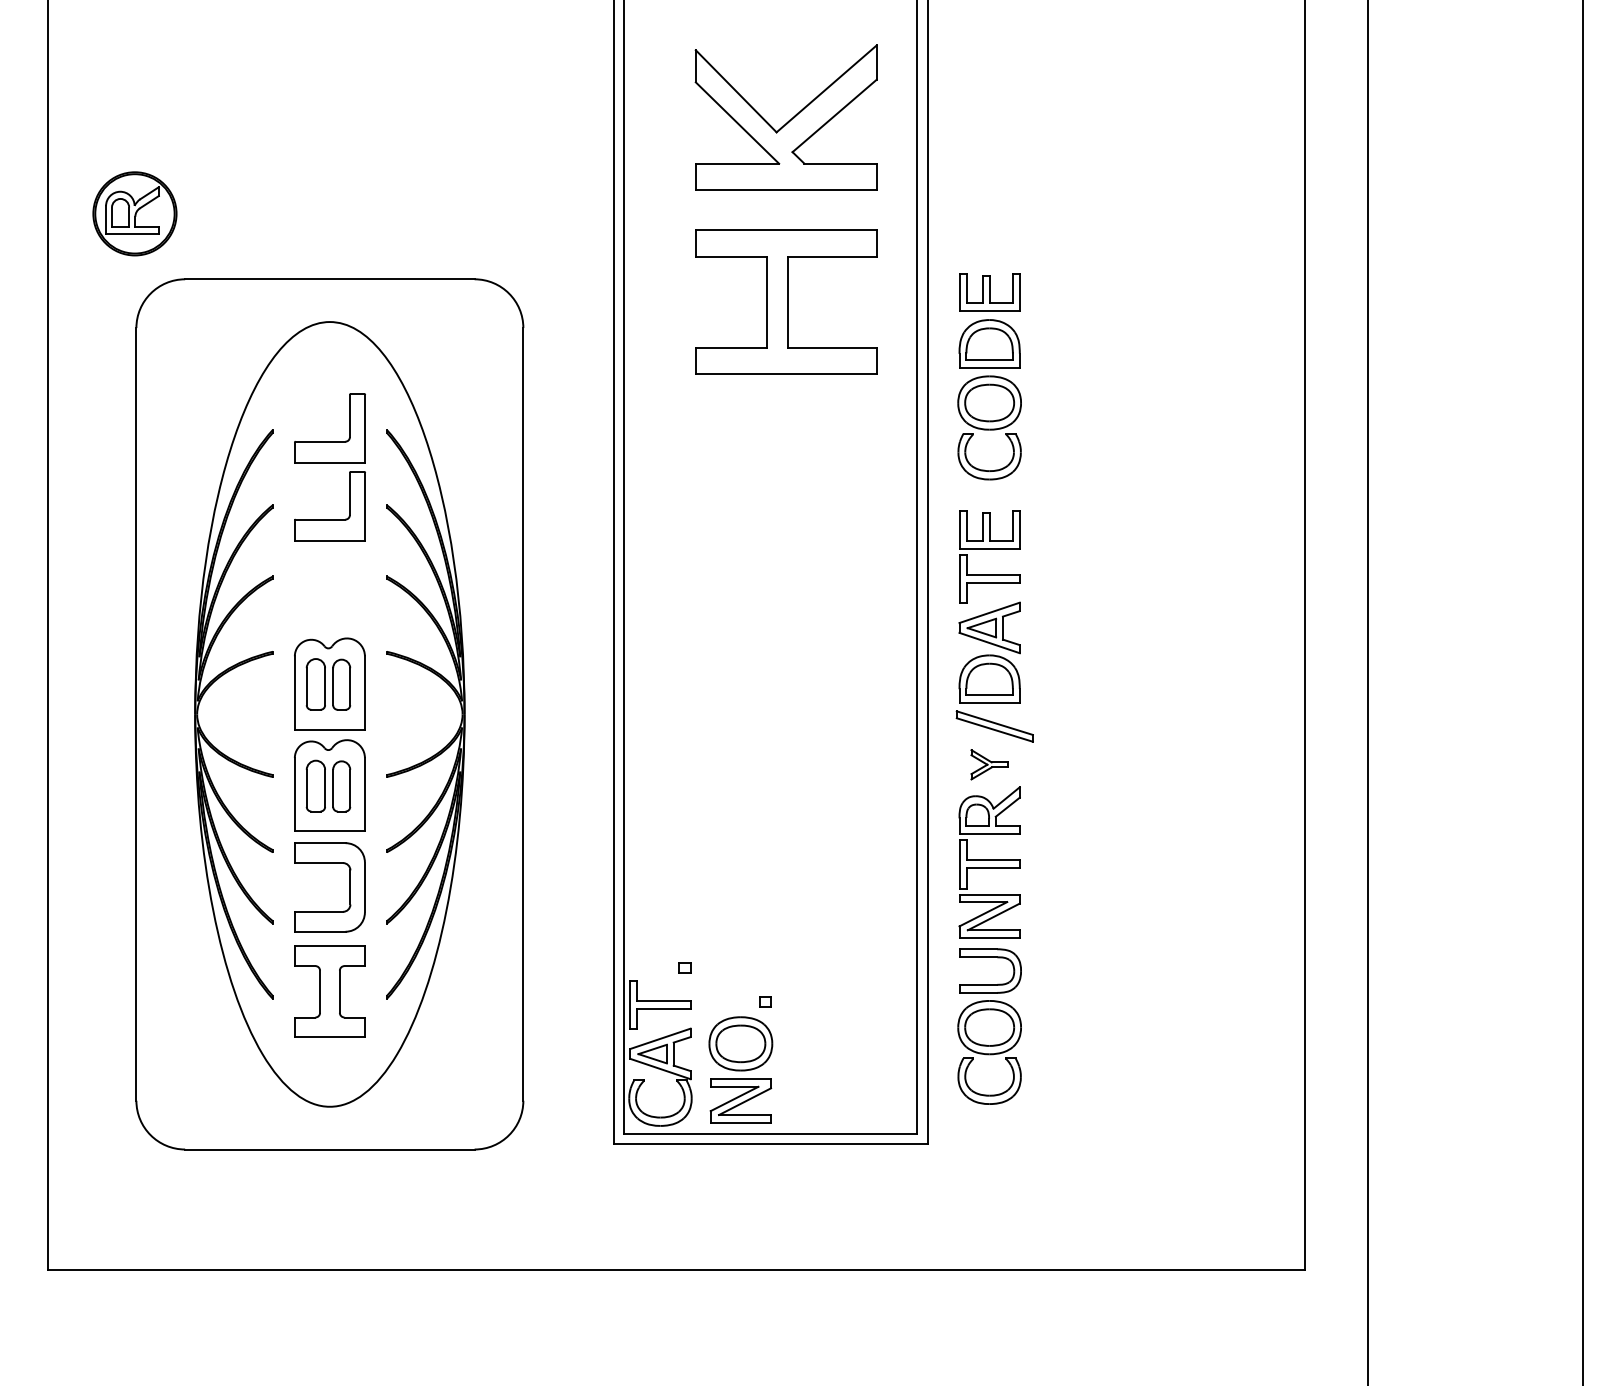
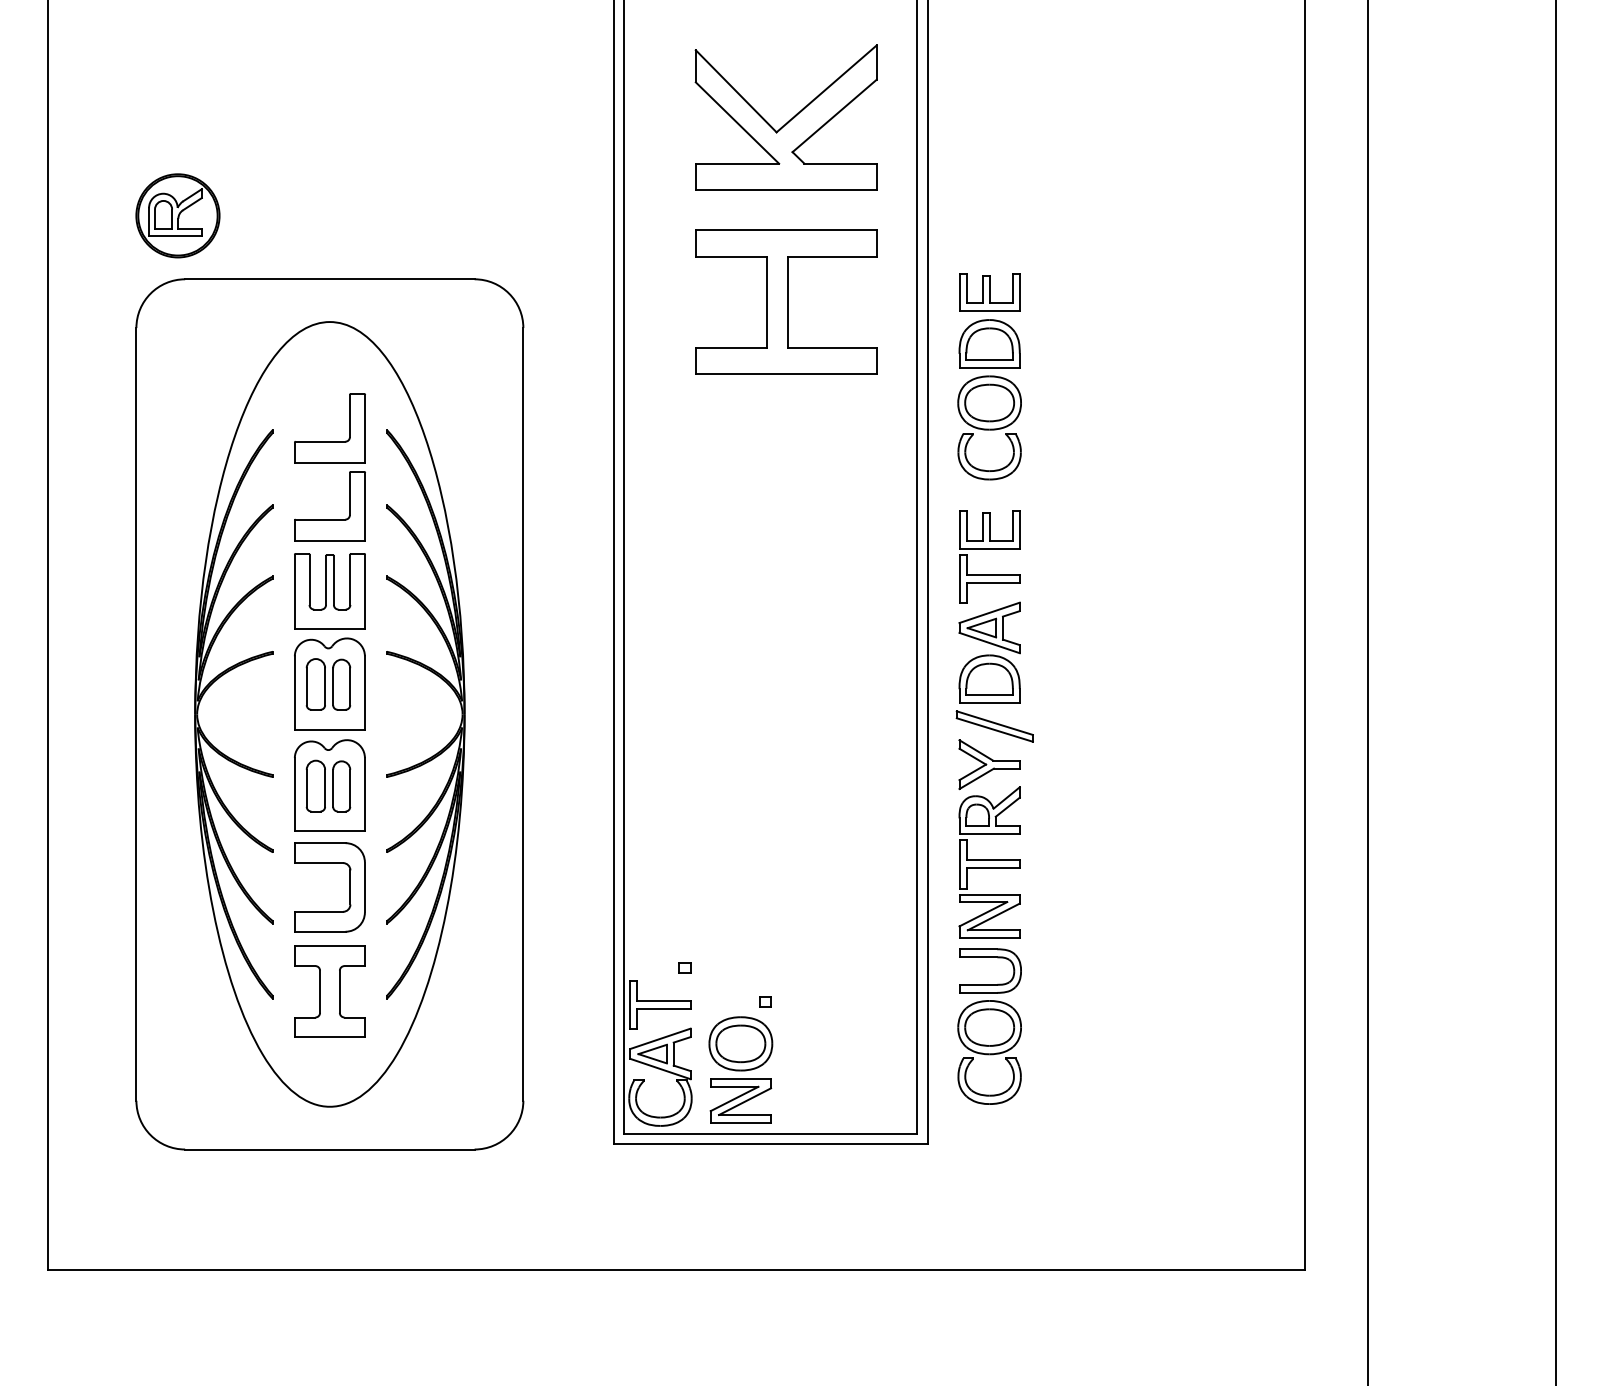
part position: (134, 213) -> (177, 215) (177, 215)
part: none -> present (329, 591)
line position: (1582, 692) -> (1555, 692) (1555, 692)
part size: 39x32 px -> 63x52 px (989, 764)
